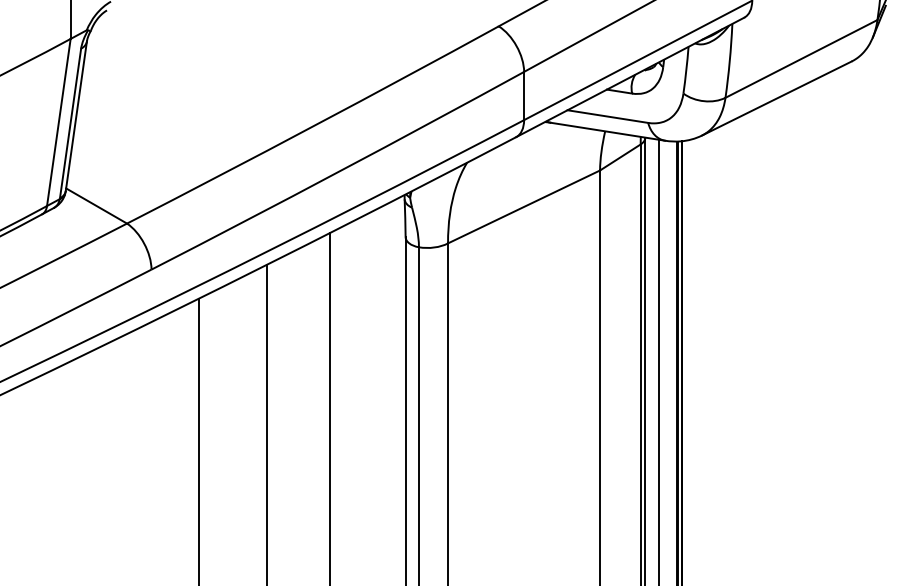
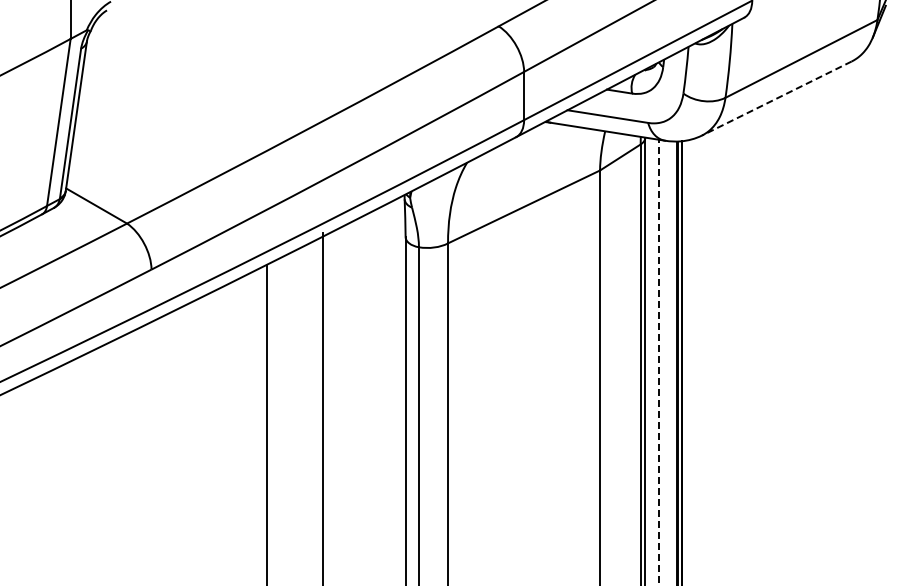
line: solid -> dashed (776, 98)
line: solid -> dashed (658, 362)
line position: (330, 407) -> (323, 407) (323, 407)
line: present -> none (199, 440)
